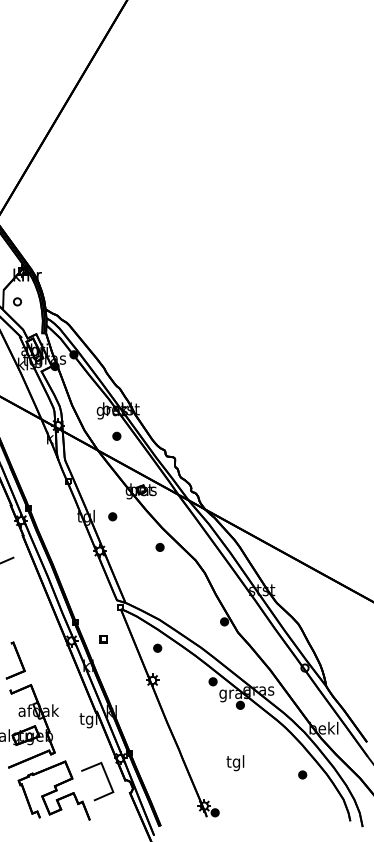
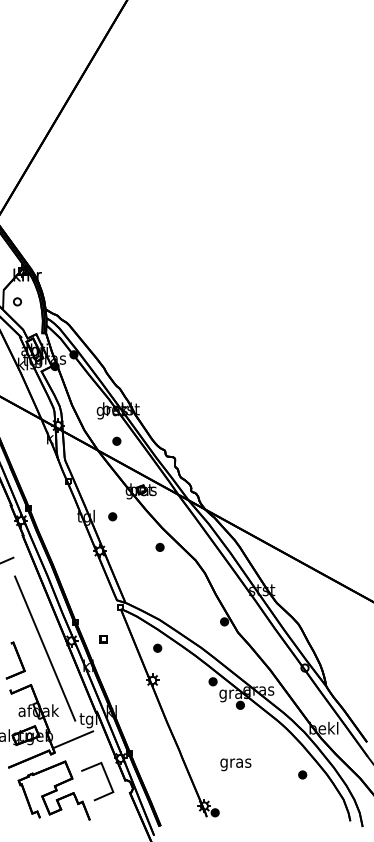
part position: (116, 435) -> (116, 440) (116, 440)
line: none -> present (45, 648)
line: none -> present (73, 739)
text: tgl -> gras (235, 763)
